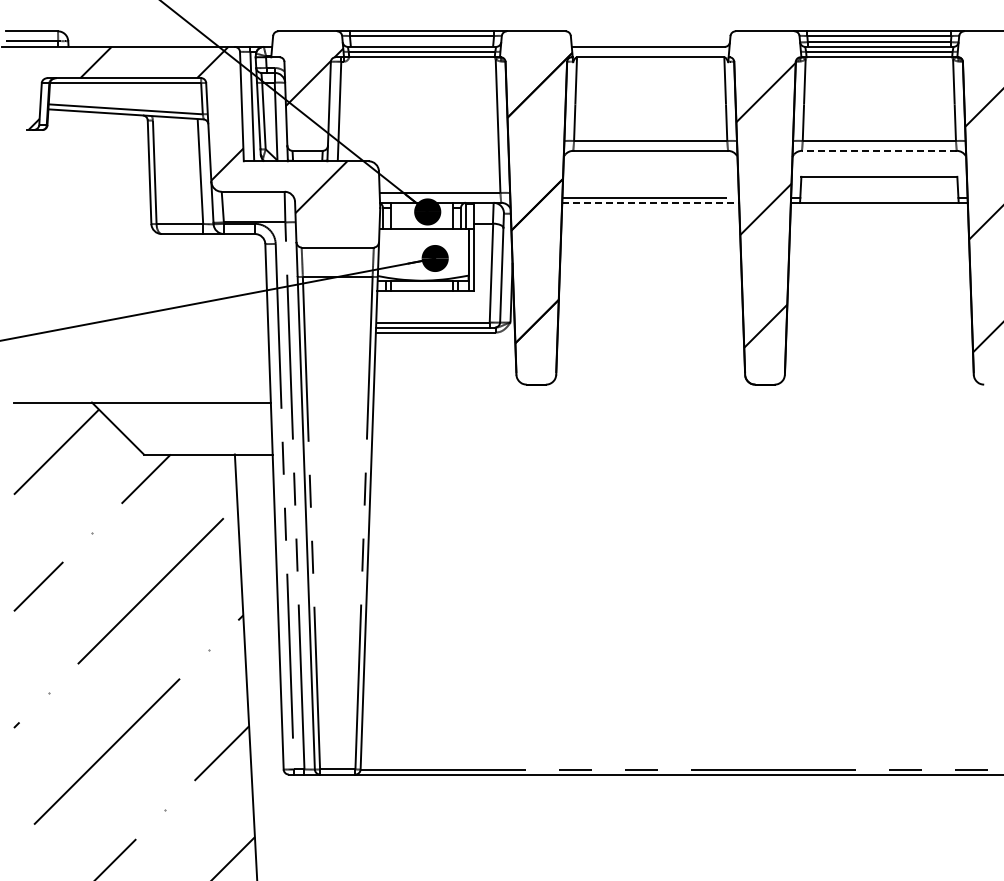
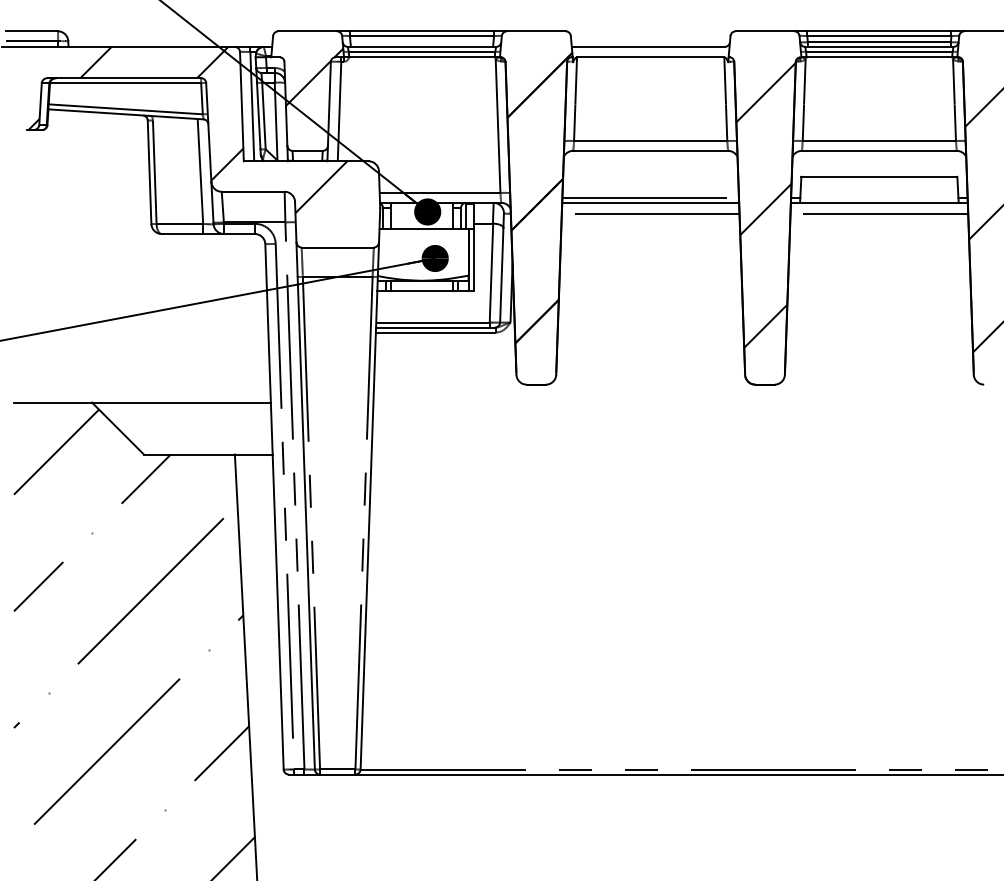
line: dashed -> solid (878, 150)
line: dashed -> solid (650, 202)
line: none -> present (650, 213)
line: none -> present (879, 213)
